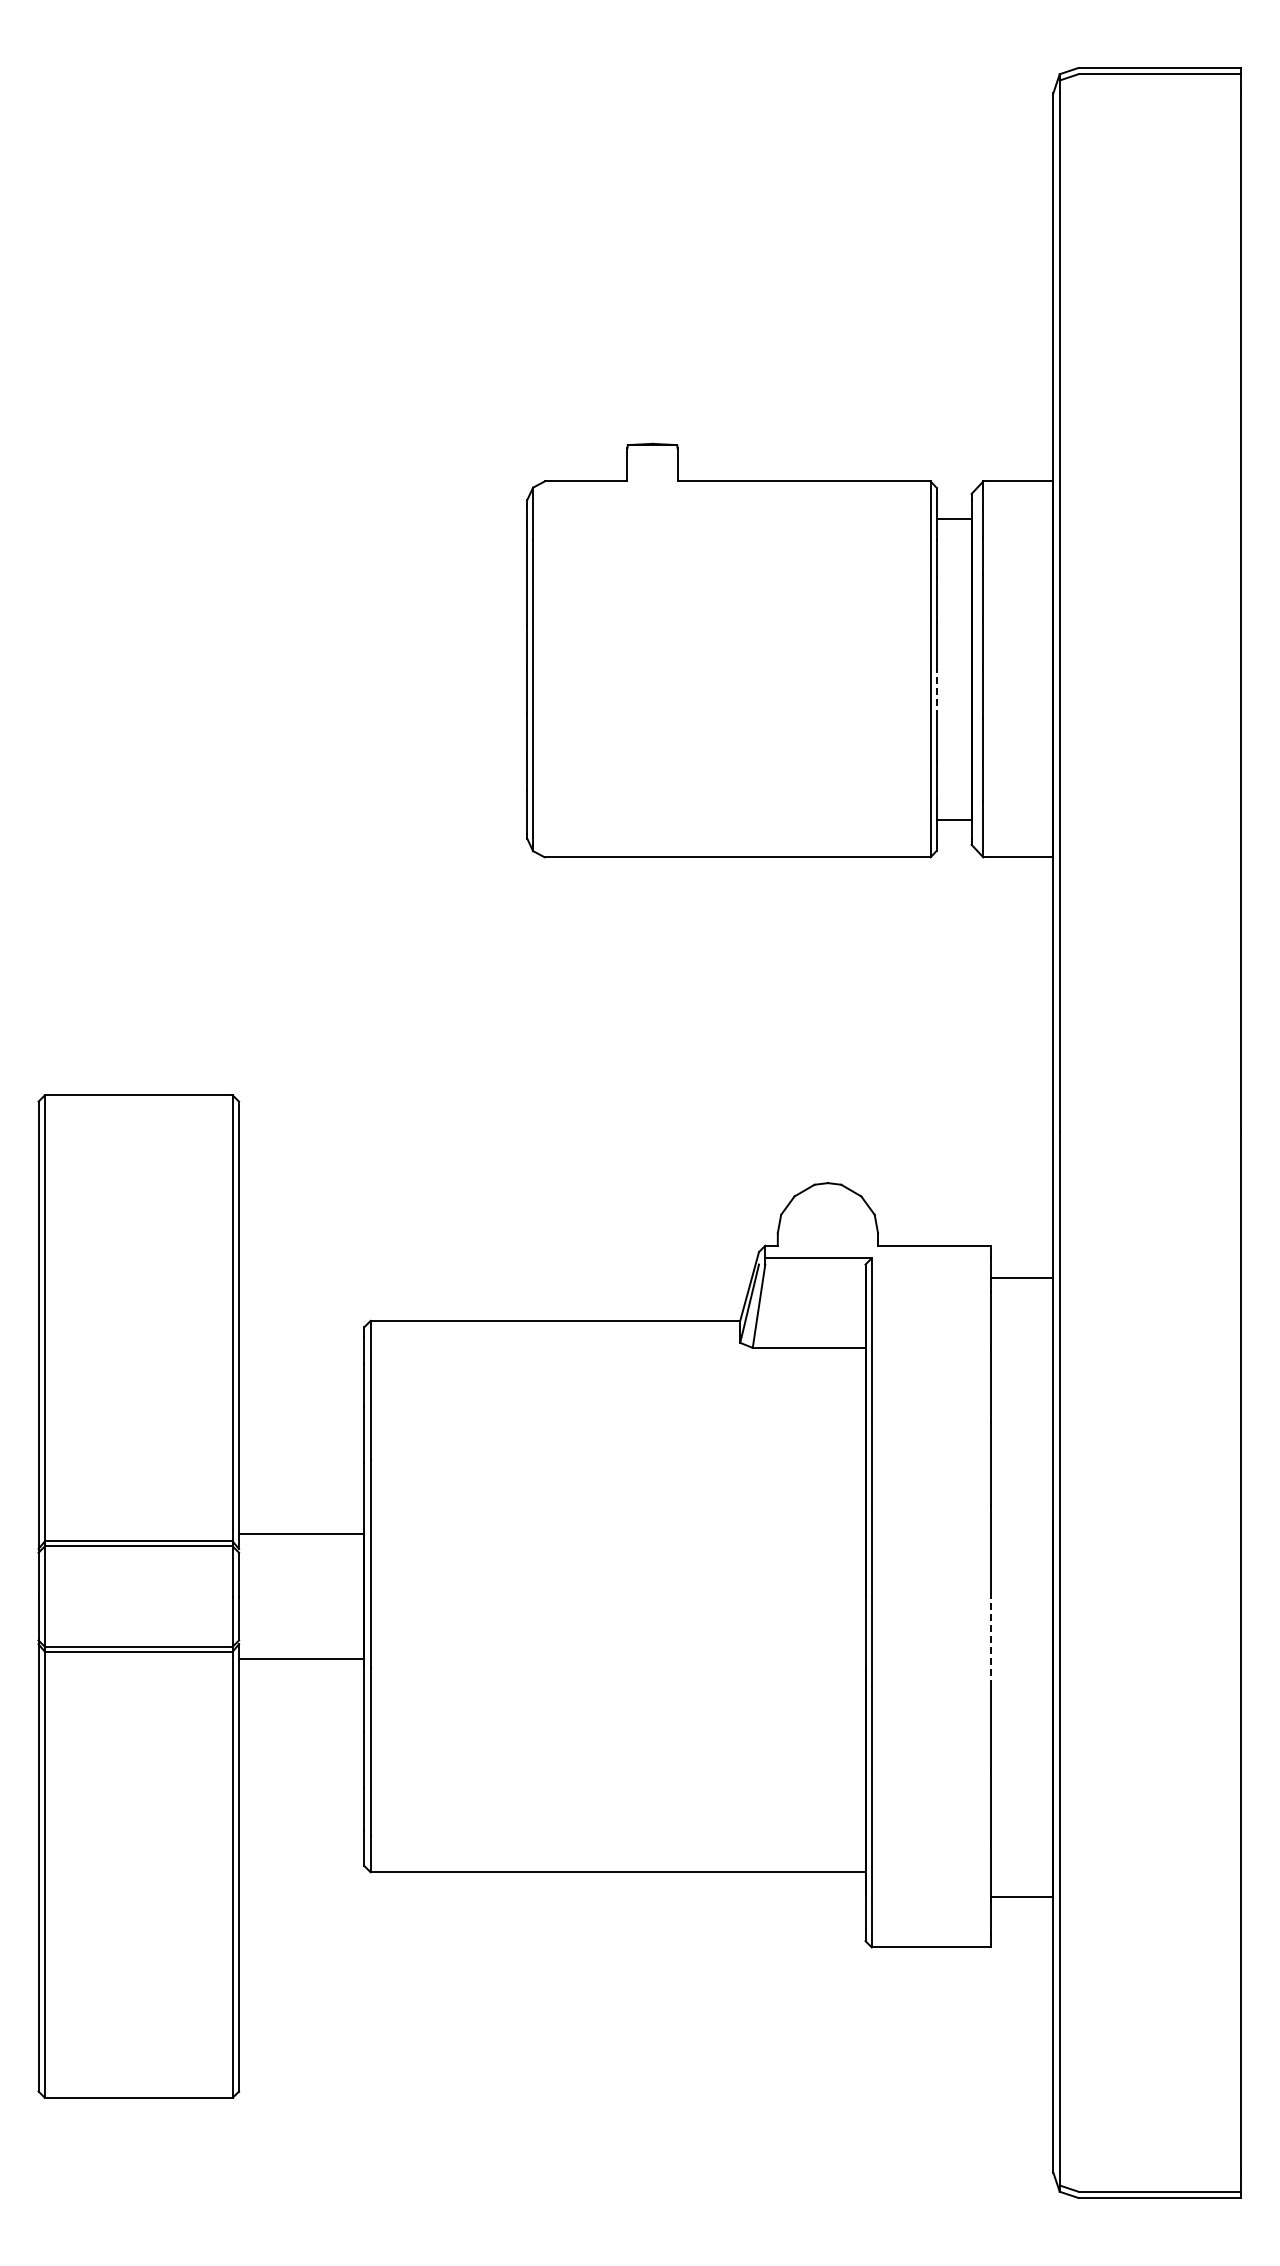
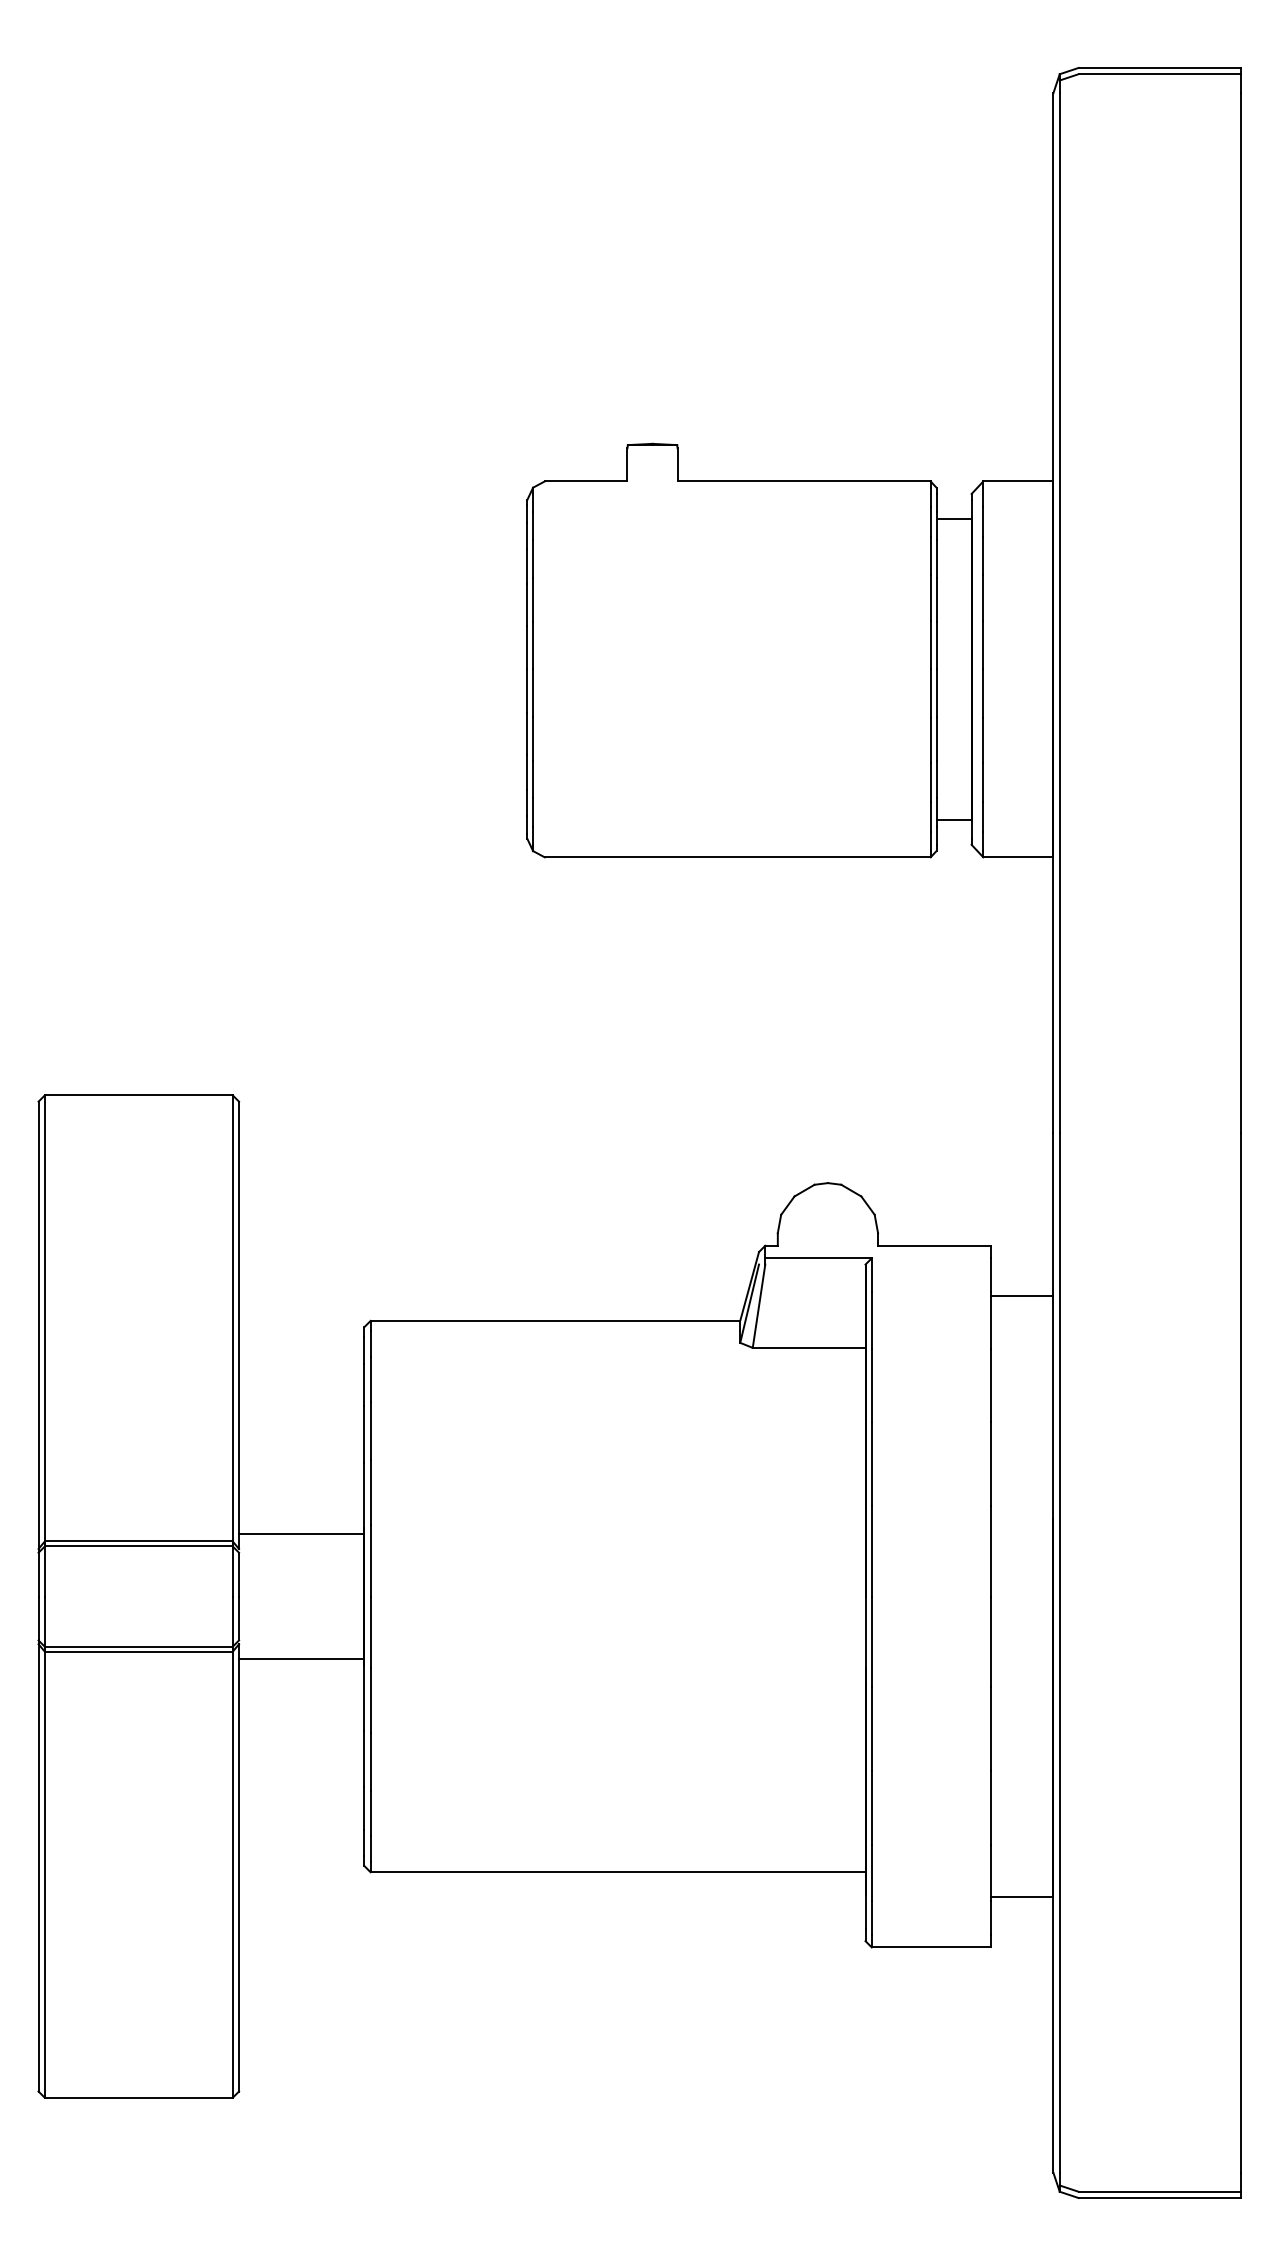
line: dashed -> solid (936, 693)
line position: (1021, 1277) -> (1021, 1295) (1021, 1295)
line: dashed -> solid (990, 1641)
